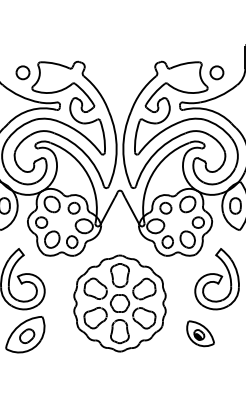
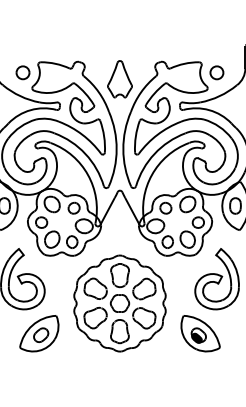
part: none -> present (119, 79)
part size: 29x28 px -> 41x38 px (200, 333)
part position: (25, 334) -> (39, 333) (39, 333)
